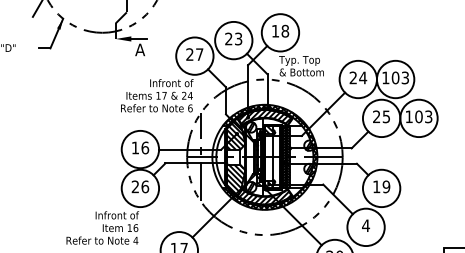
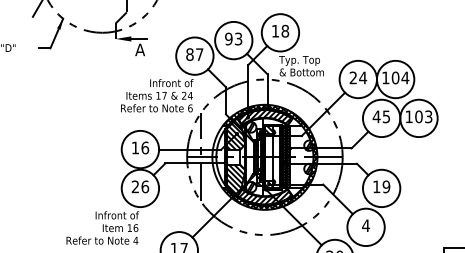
text: 23 -> 93 (228, 38)
text: 27 -> 87 (189, 54)
text: 103 -> 104 (405, 77)
text: 25 -> 45 (376, 116)
